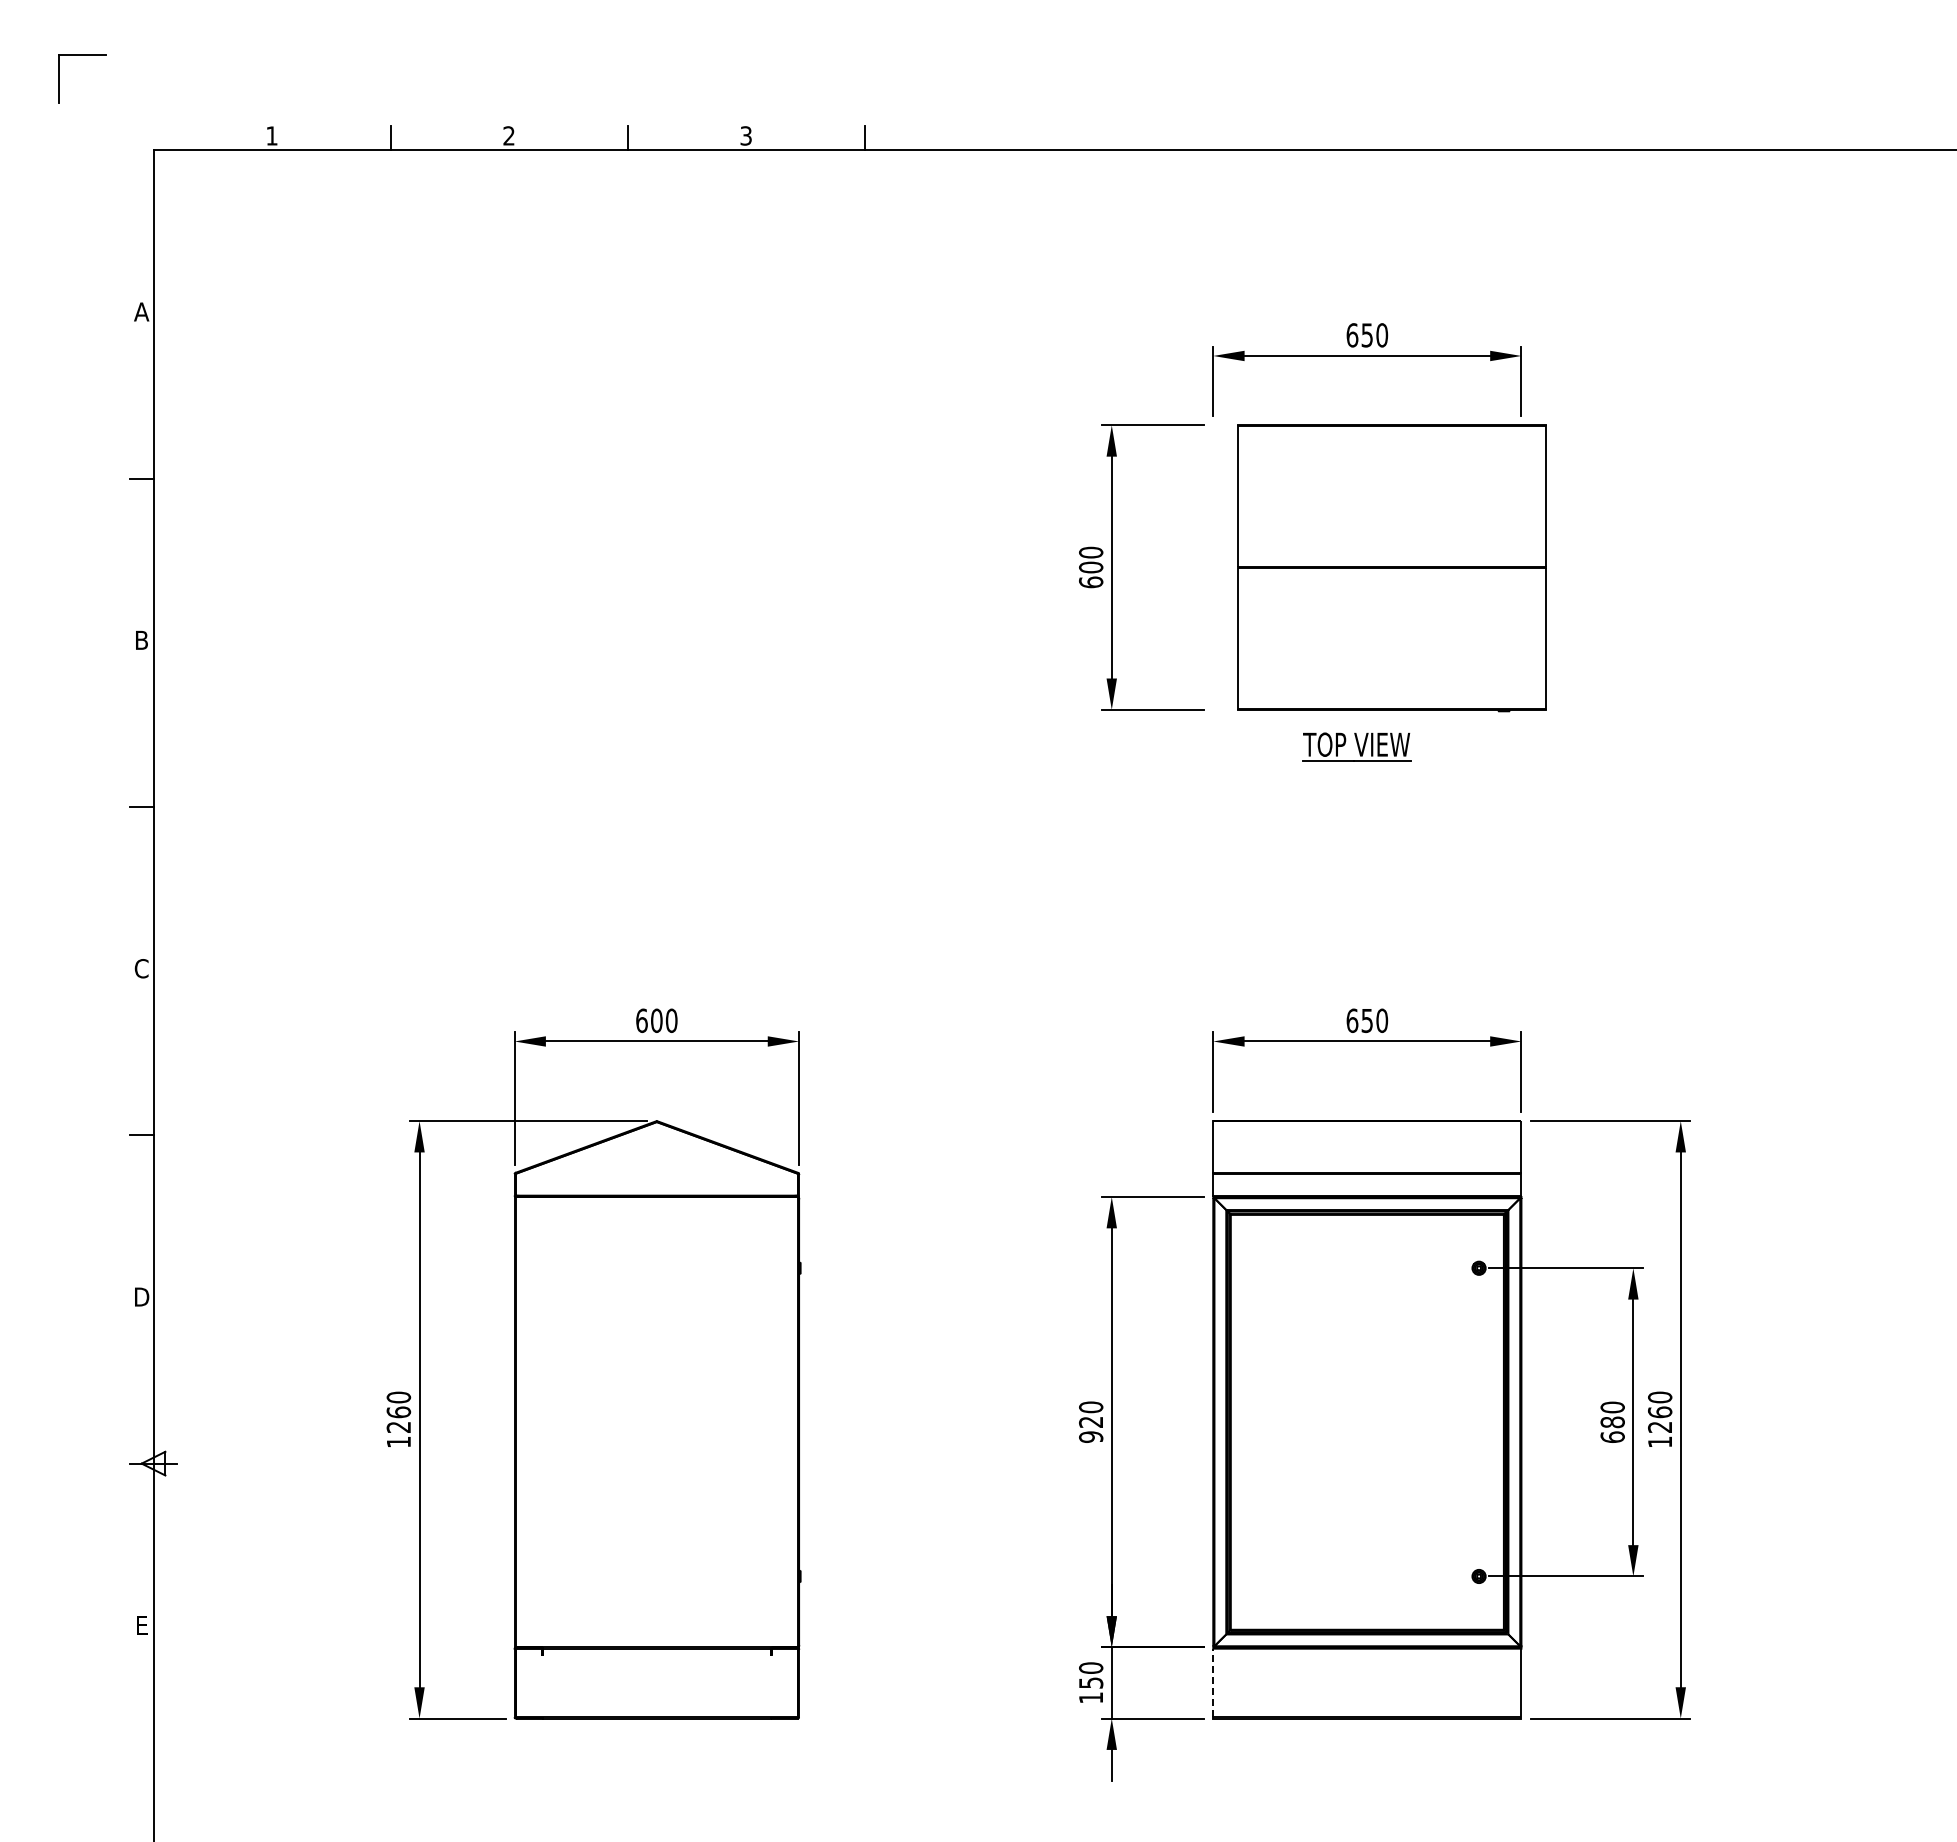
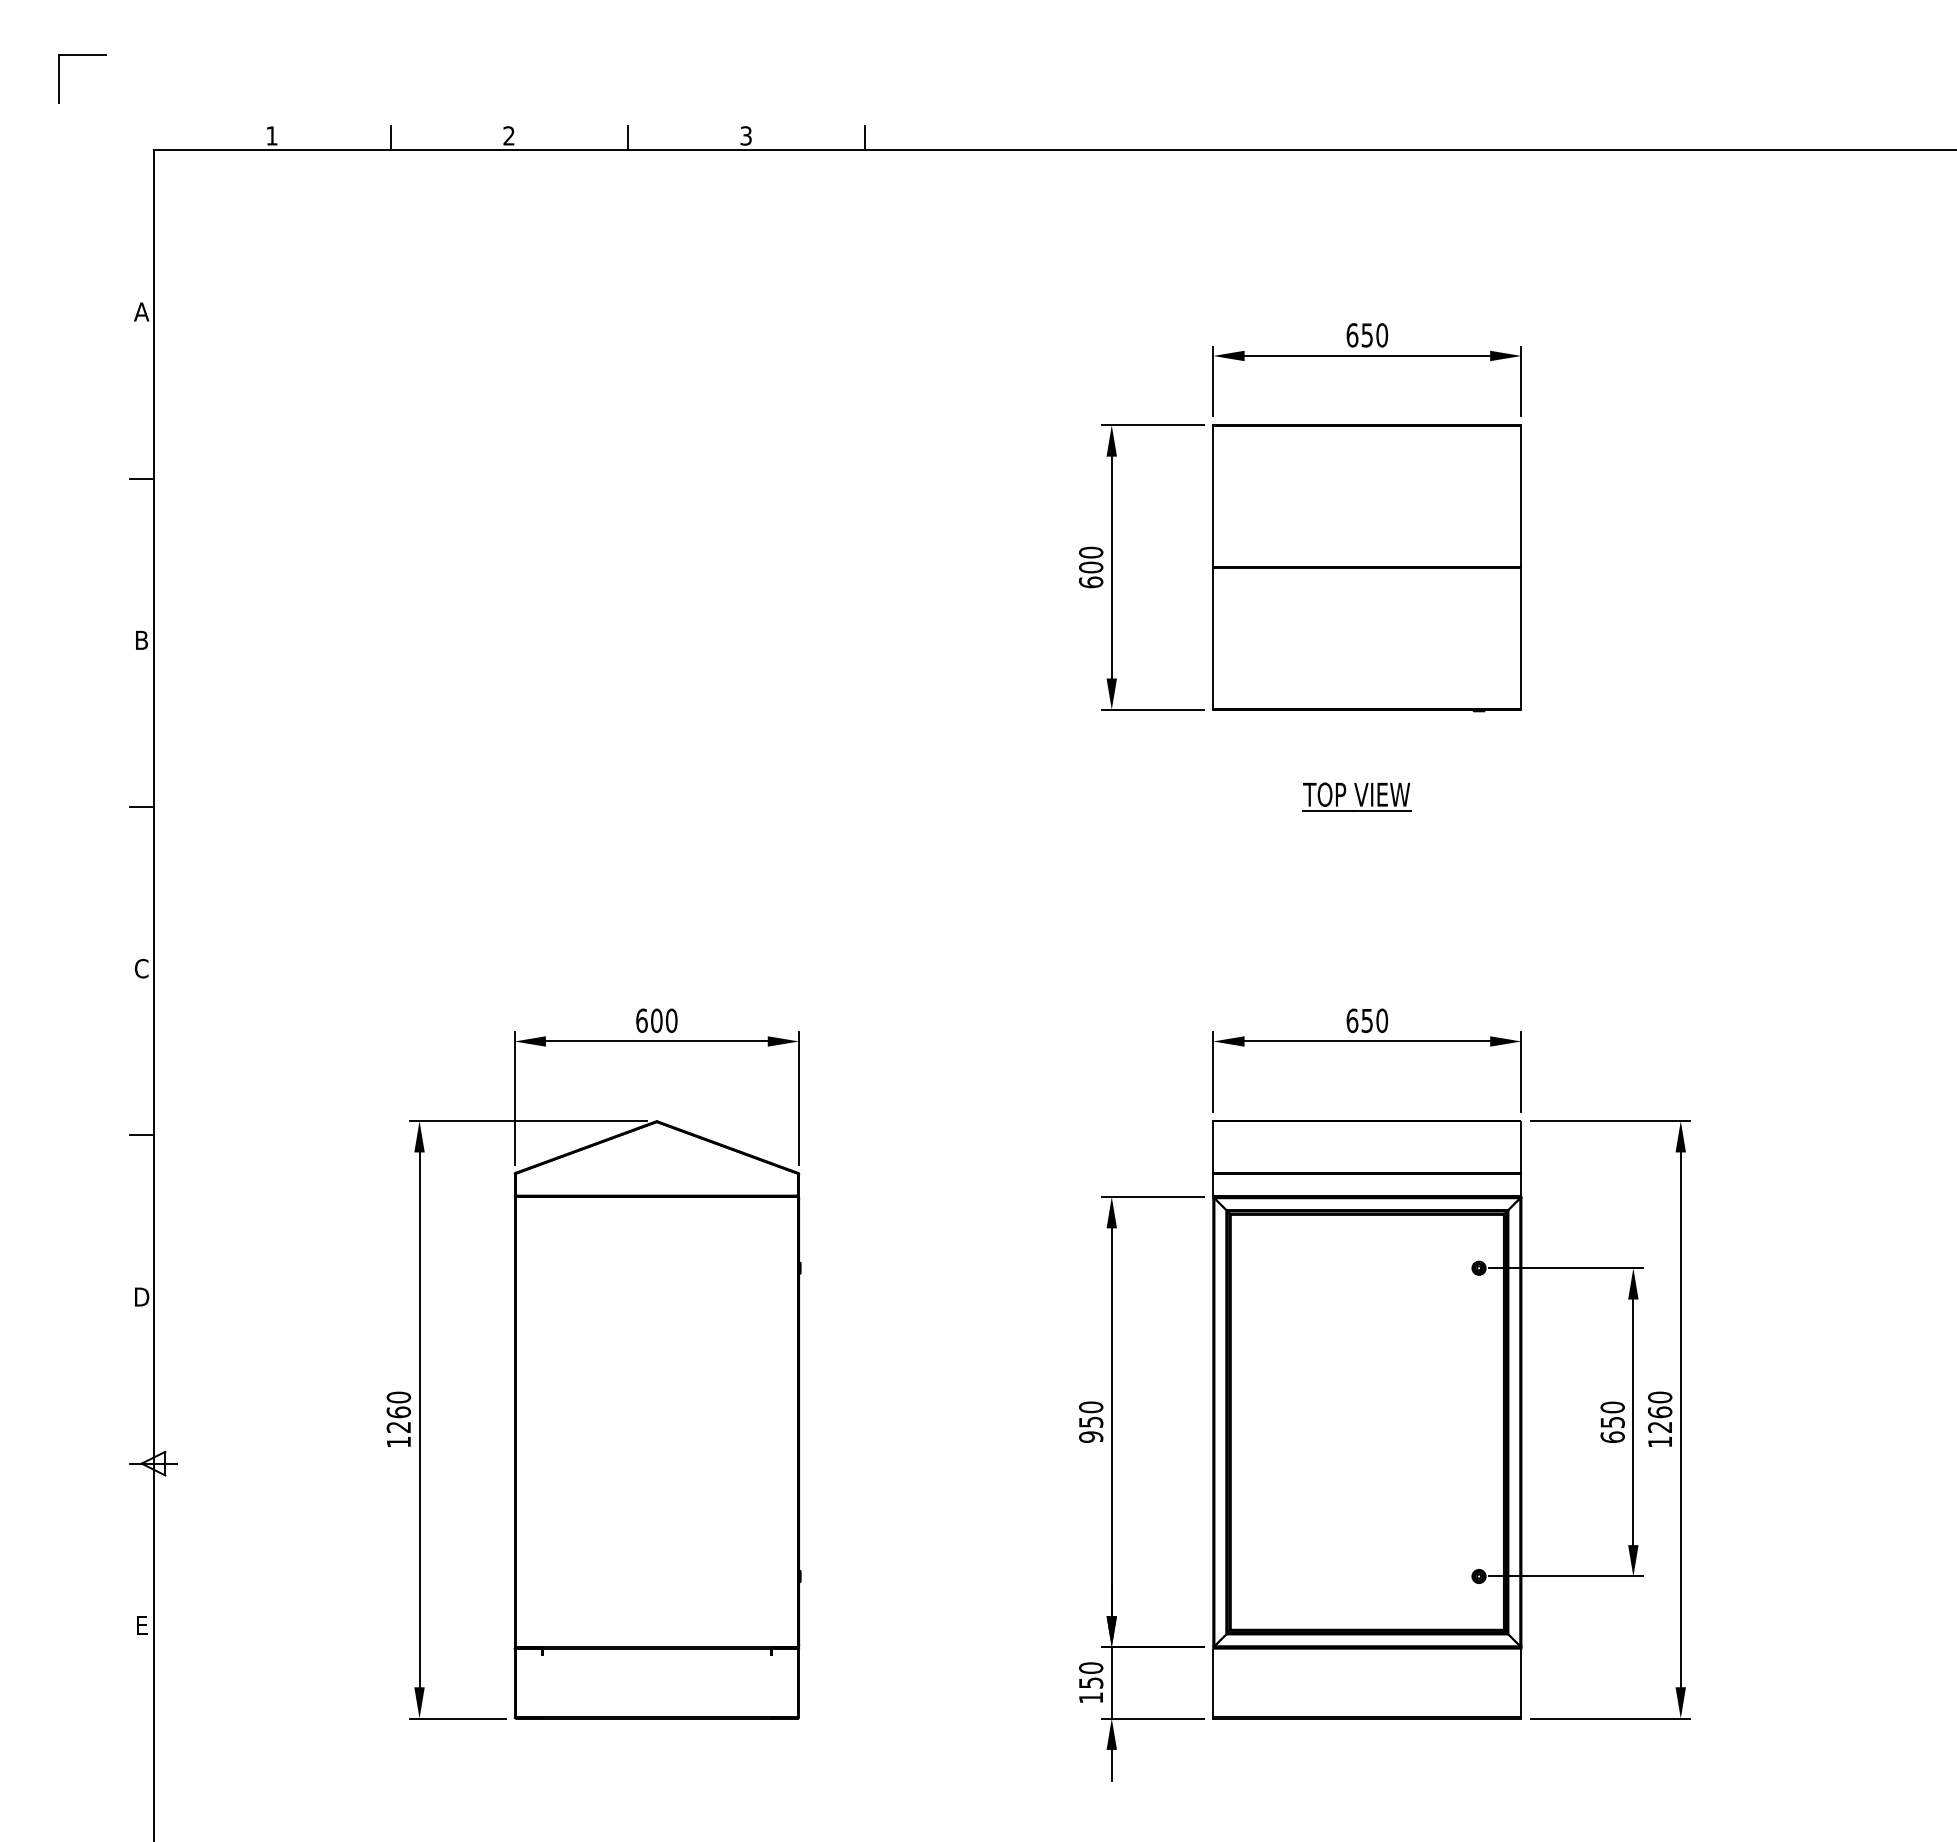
part position: (1391, 568) -> (1366, 568) (1366, 568)
part position: (1356, 746) -> (1356, 796) (1356, 796)
text: 920 -> 950 (1091, 1421)
text: 680 -> 650 (1612, 1422)
line: dashed -> solid (1213, 1682)
